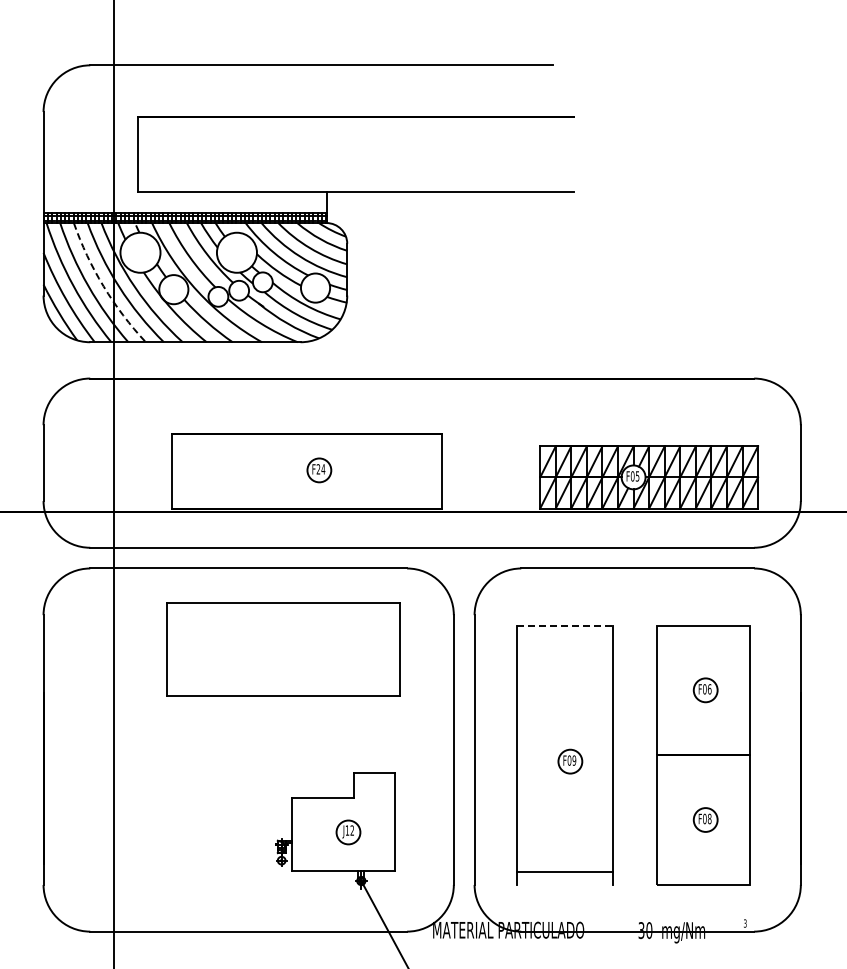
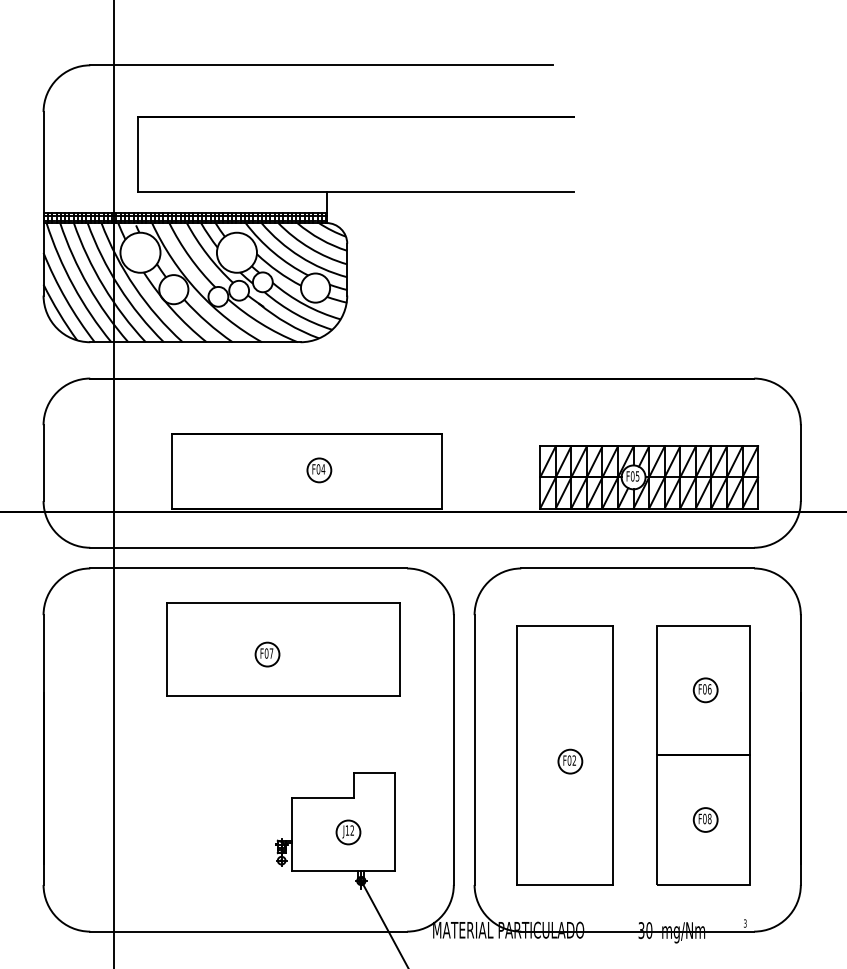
arc: dashed -> solid (103, 286)
text: F24 -> F04 (318, 469)
line: dashed -> solid (565, 625)
part: none -> present (267, 654)
text: F09 -> F02 (574, 760)
line position: (565, 871) -> (565, 884) (565, 884)
